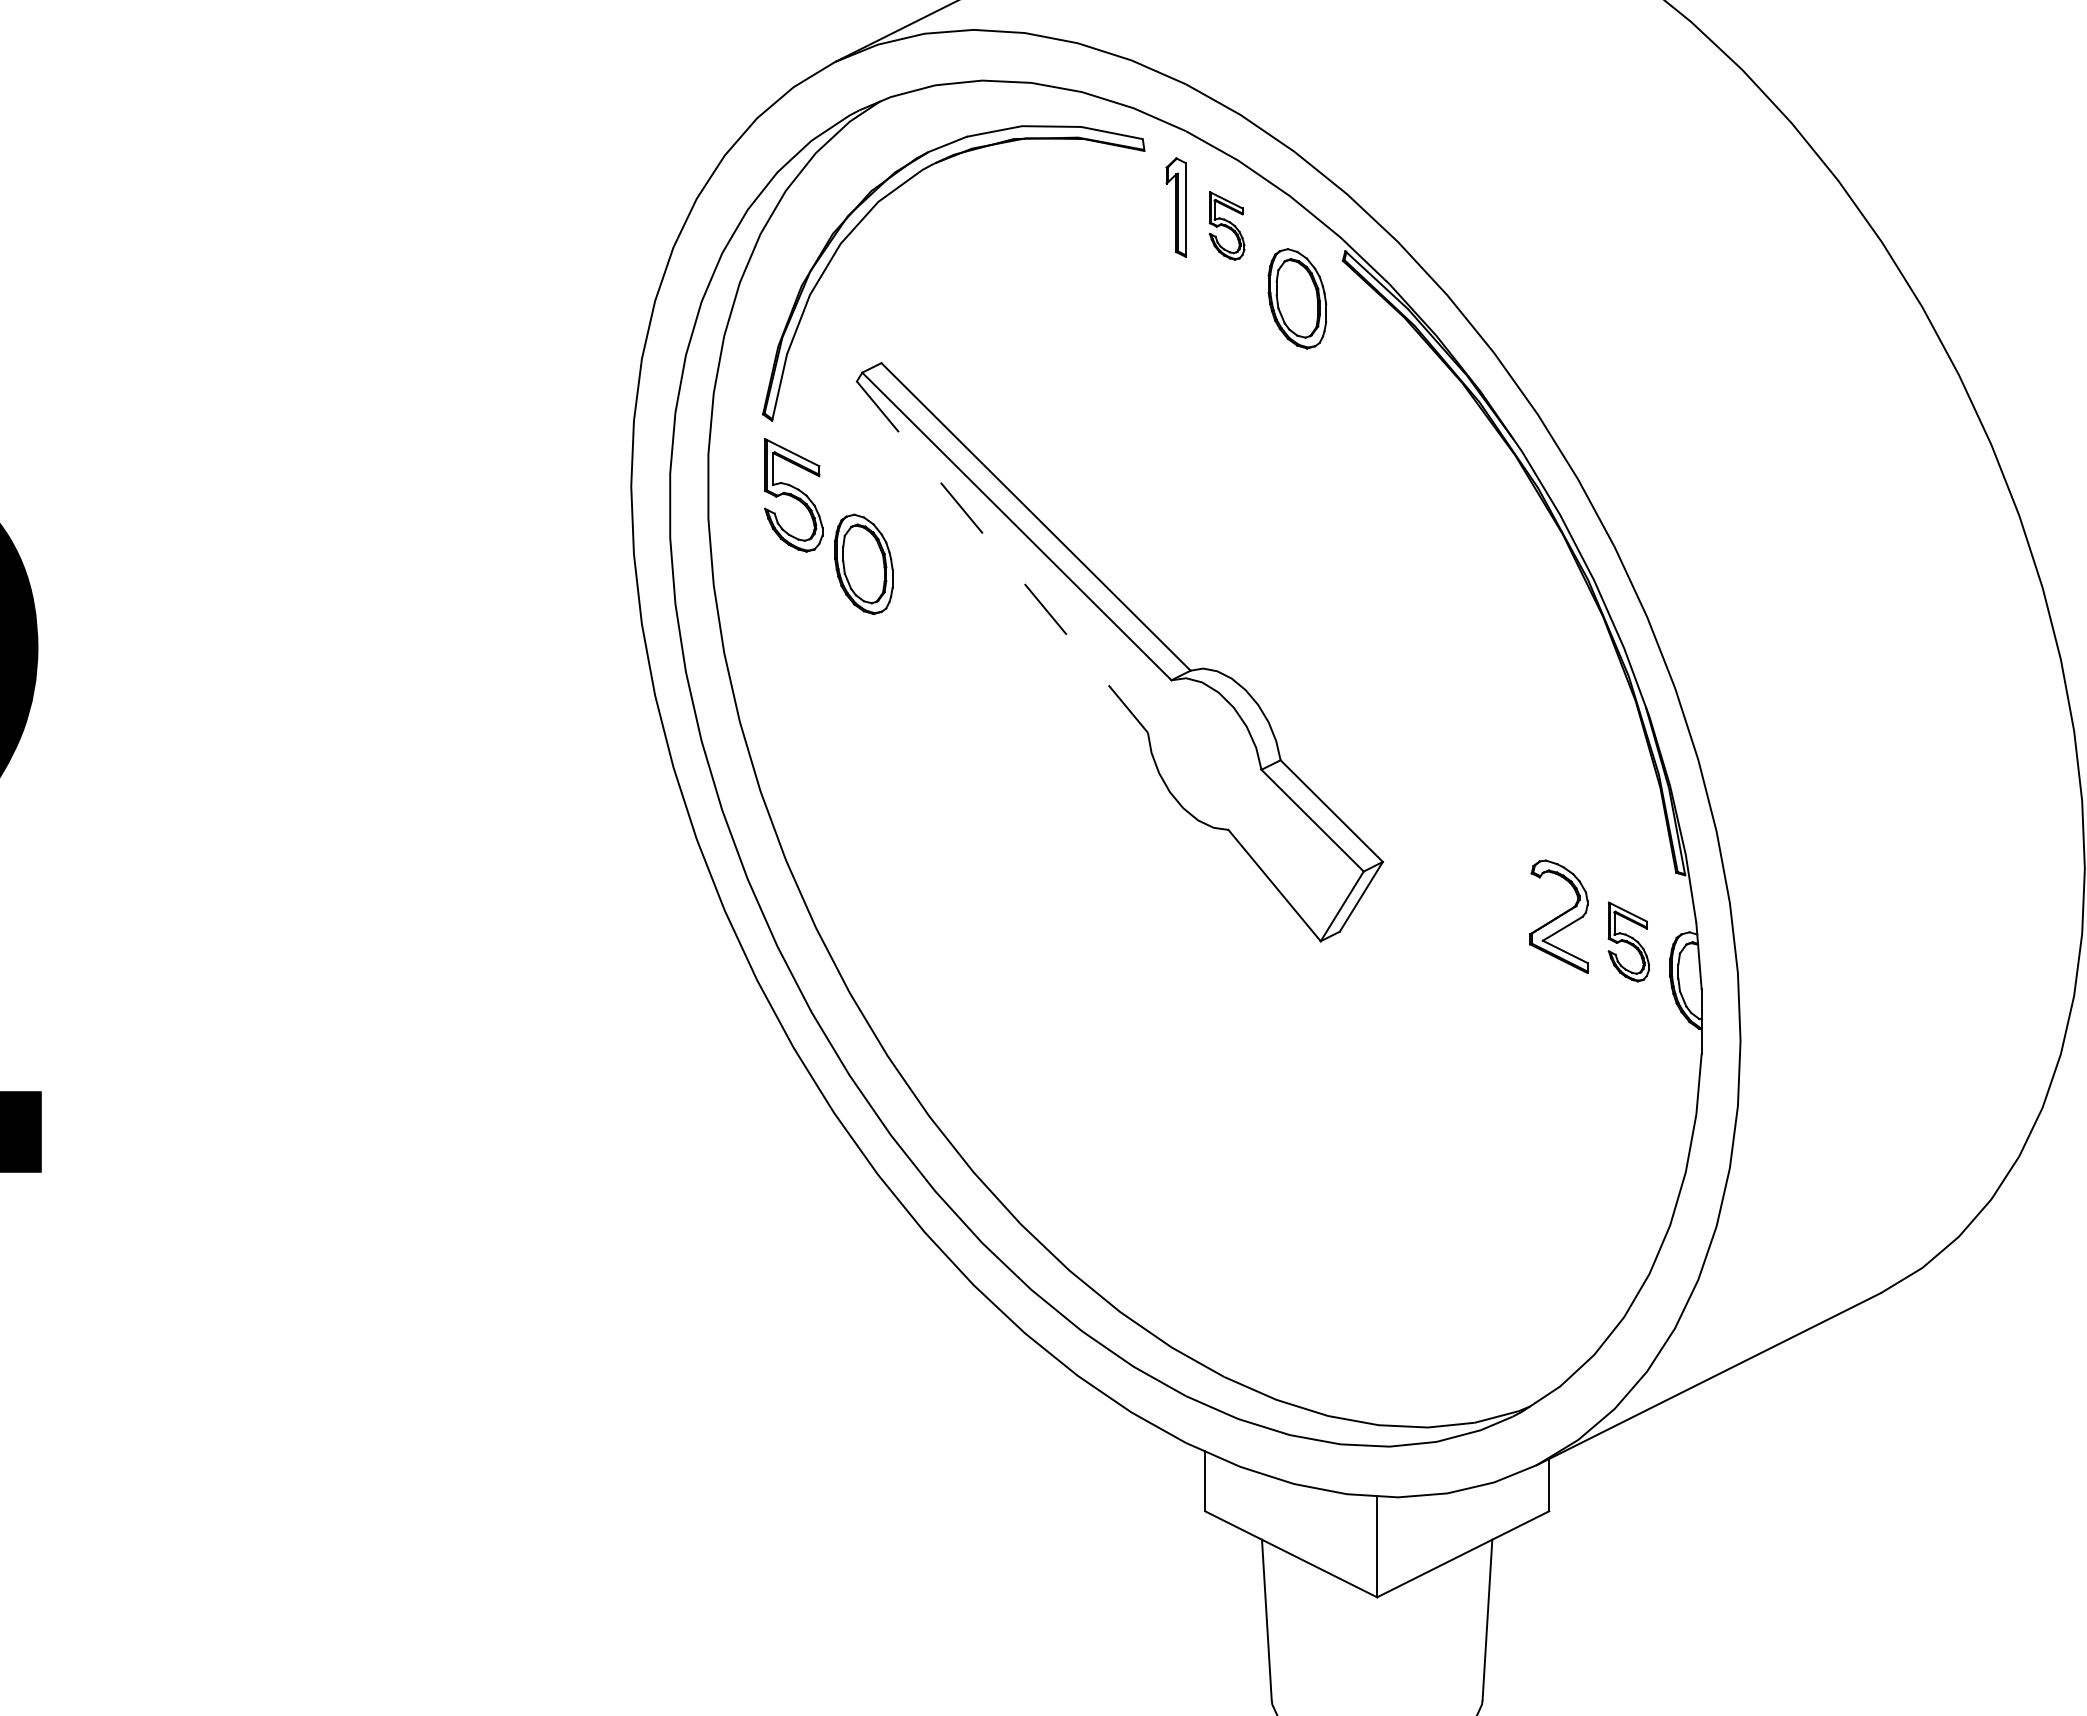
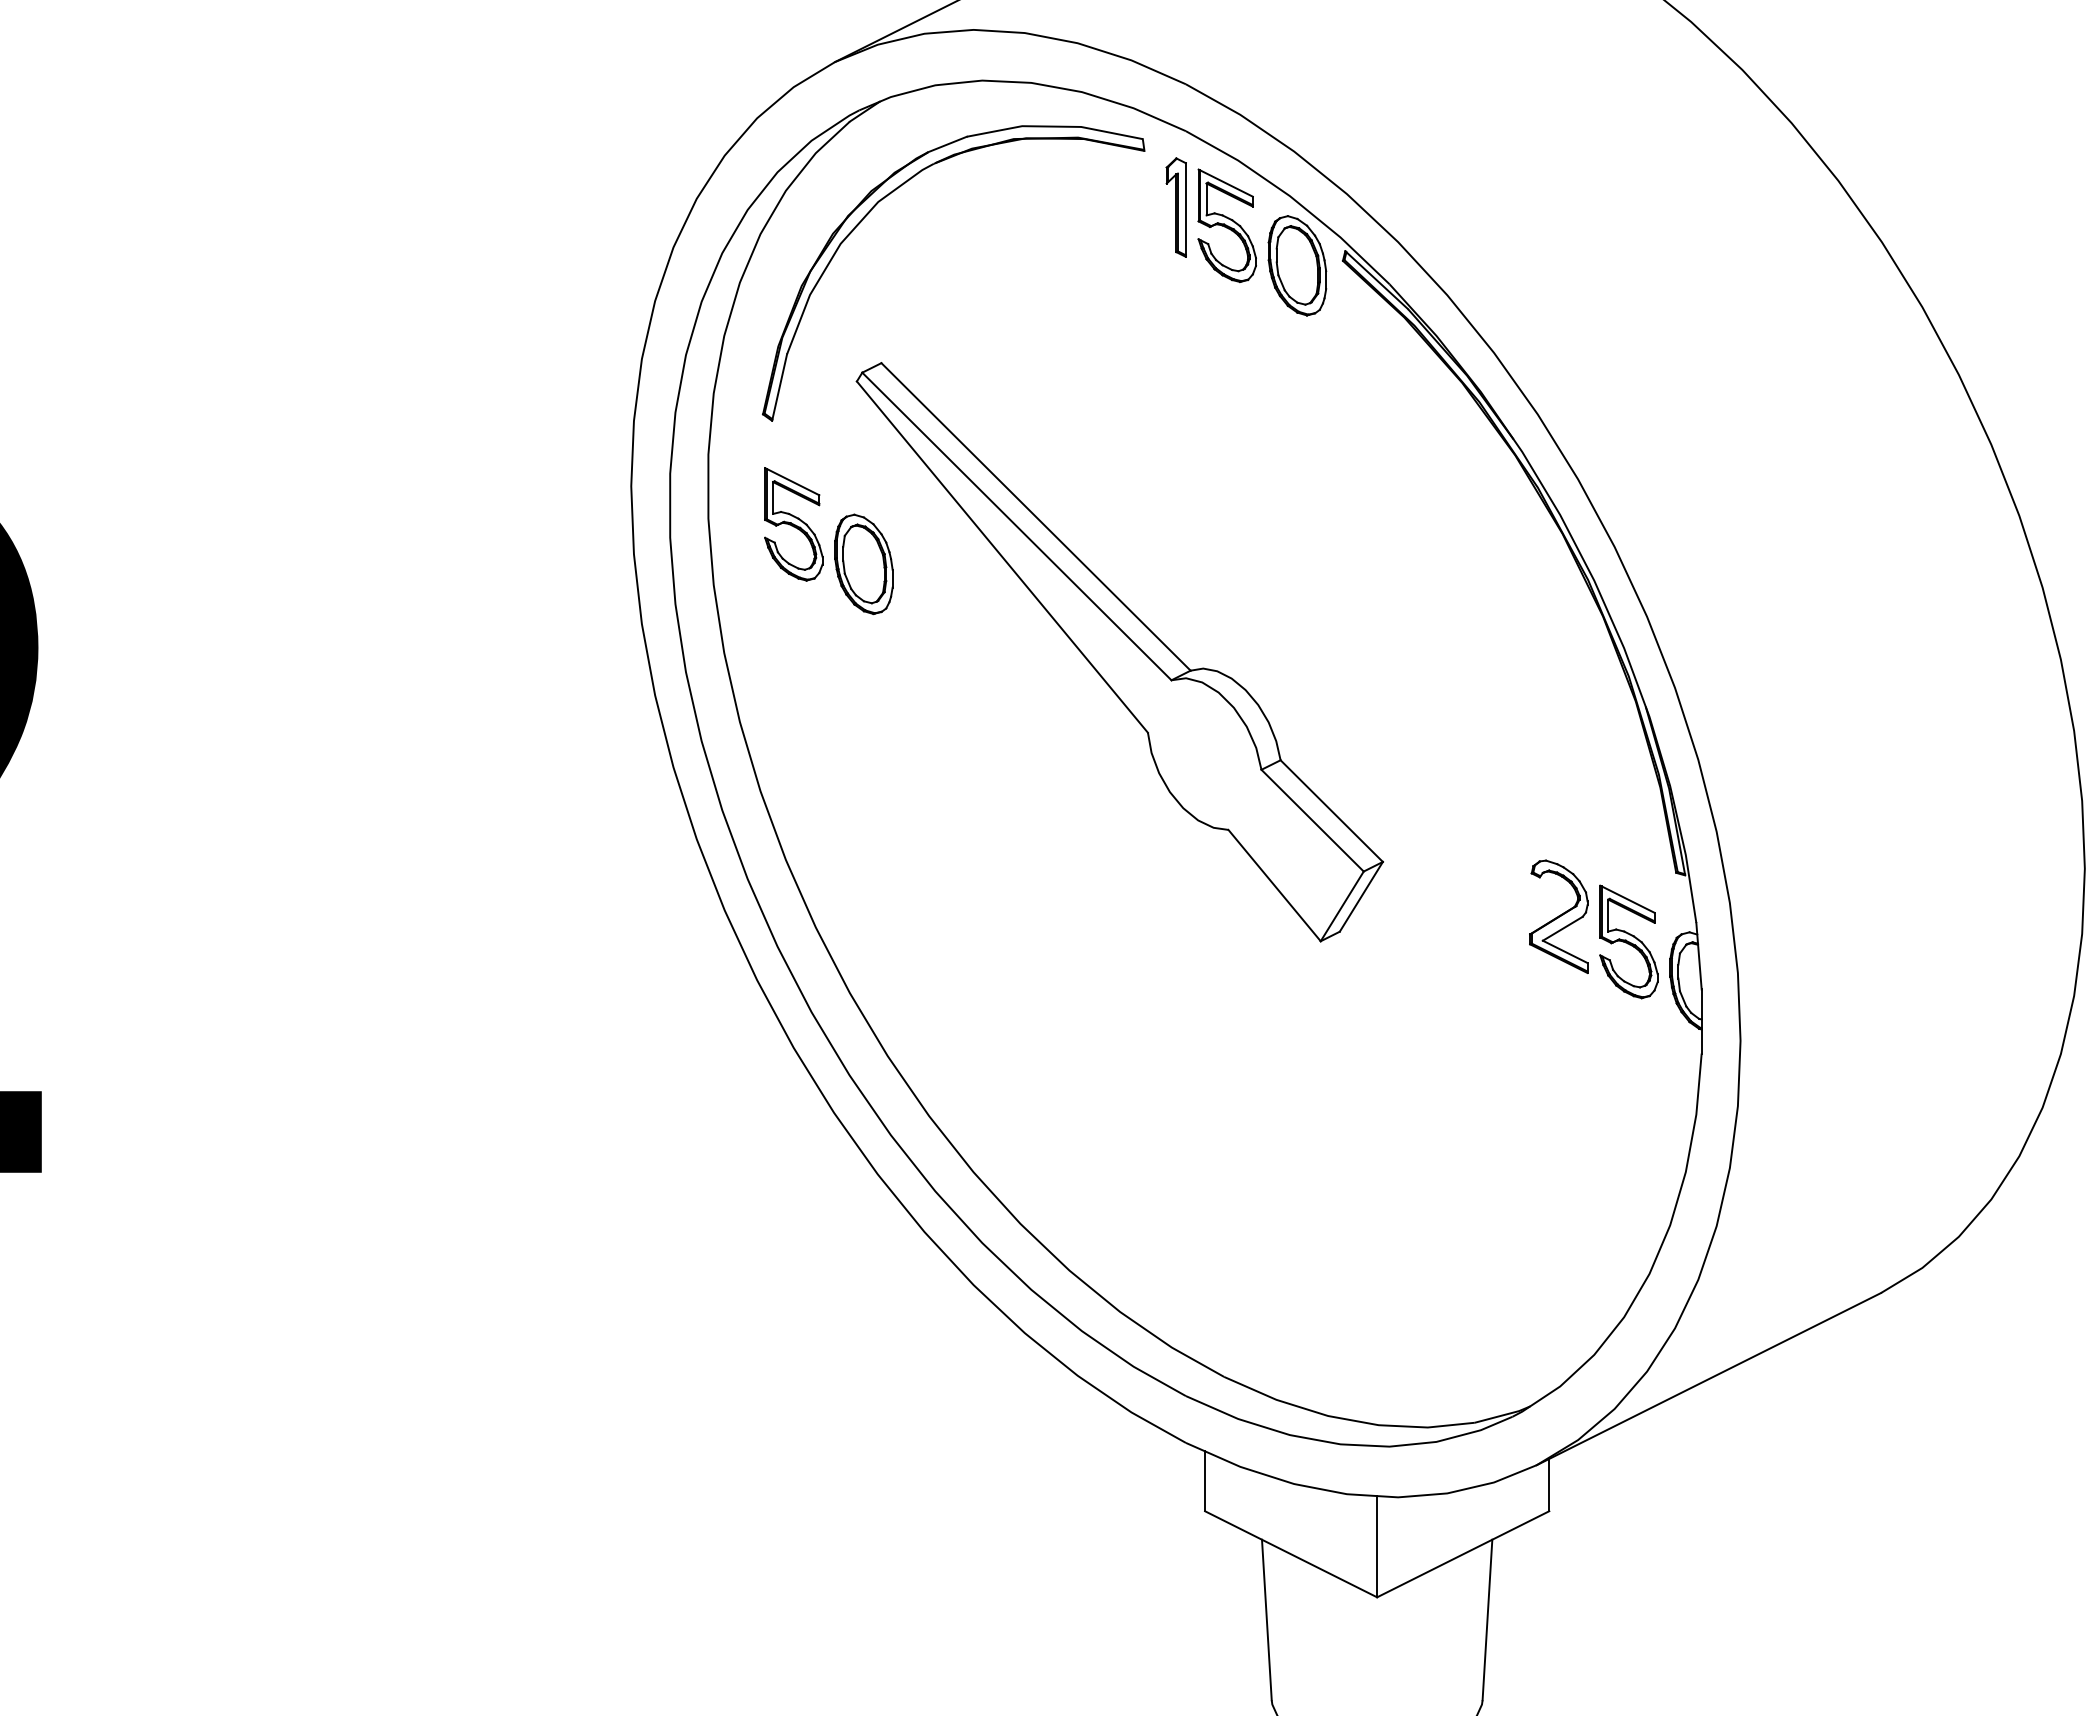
part size: 38x70 px -> 60x116 px (1226, 225)
part position: (1297, 298) -> (1297, 265) (1297, 265)
part position: (793, 495) -> (793, 524) (793, 524)
line: dashed -> solid (1002, 557)
part size: 44x82 px -> 60x116 px (1628, 941)
